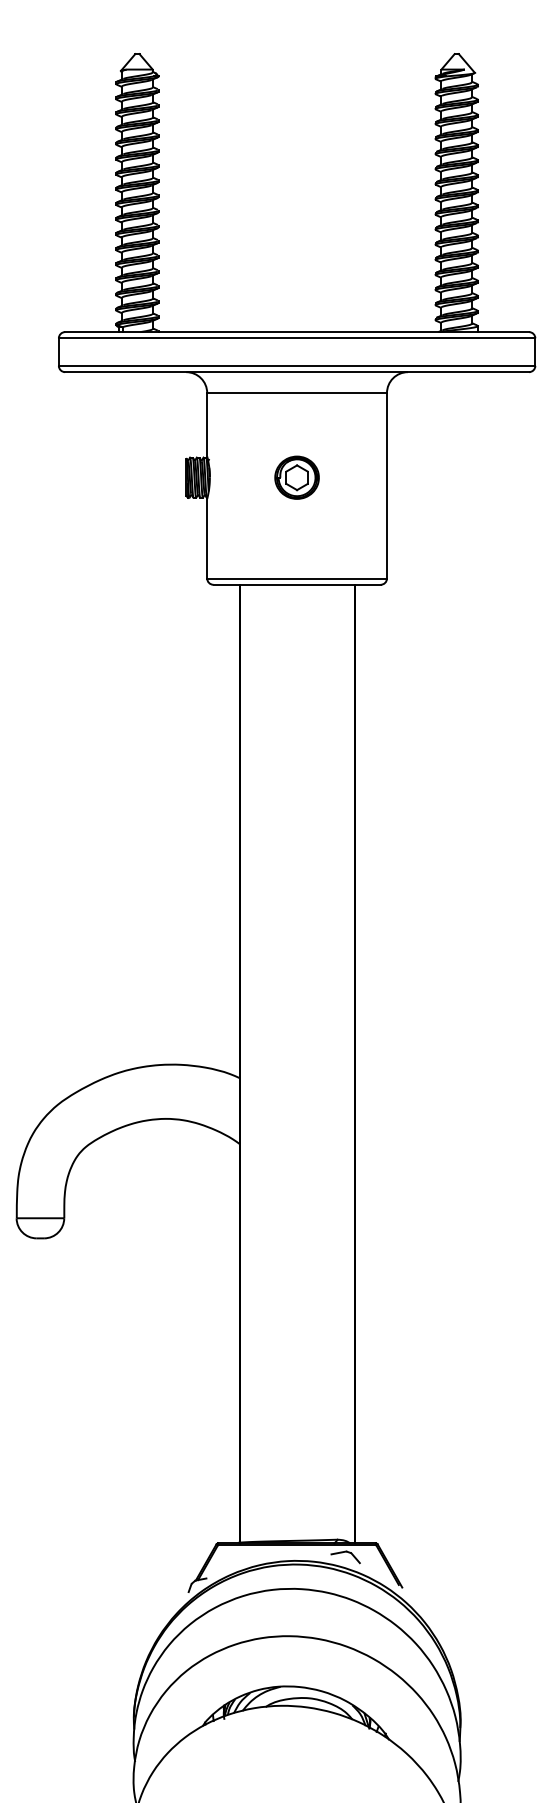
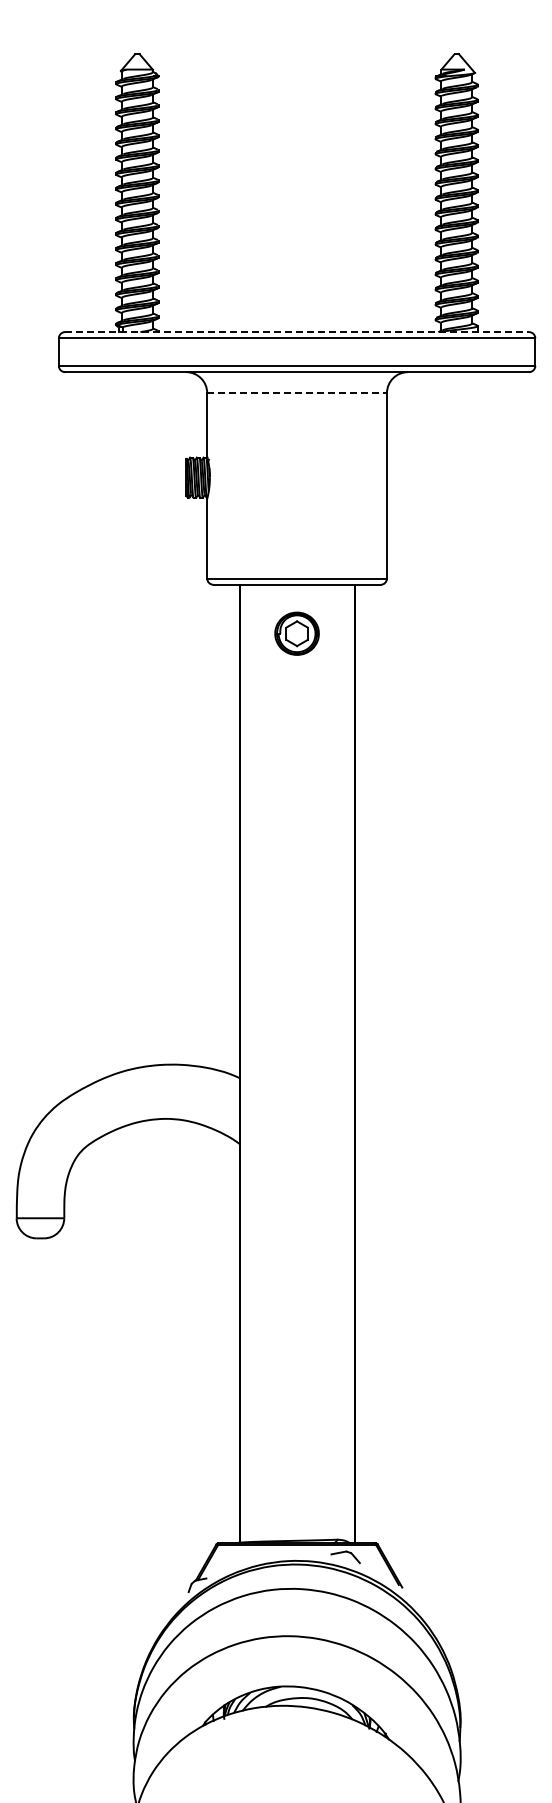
line: solid -> dashed (297, 332)
line: solid -> dashed (297, 393)
part position: (296, 477) -> (296, 633) (296, 633)
